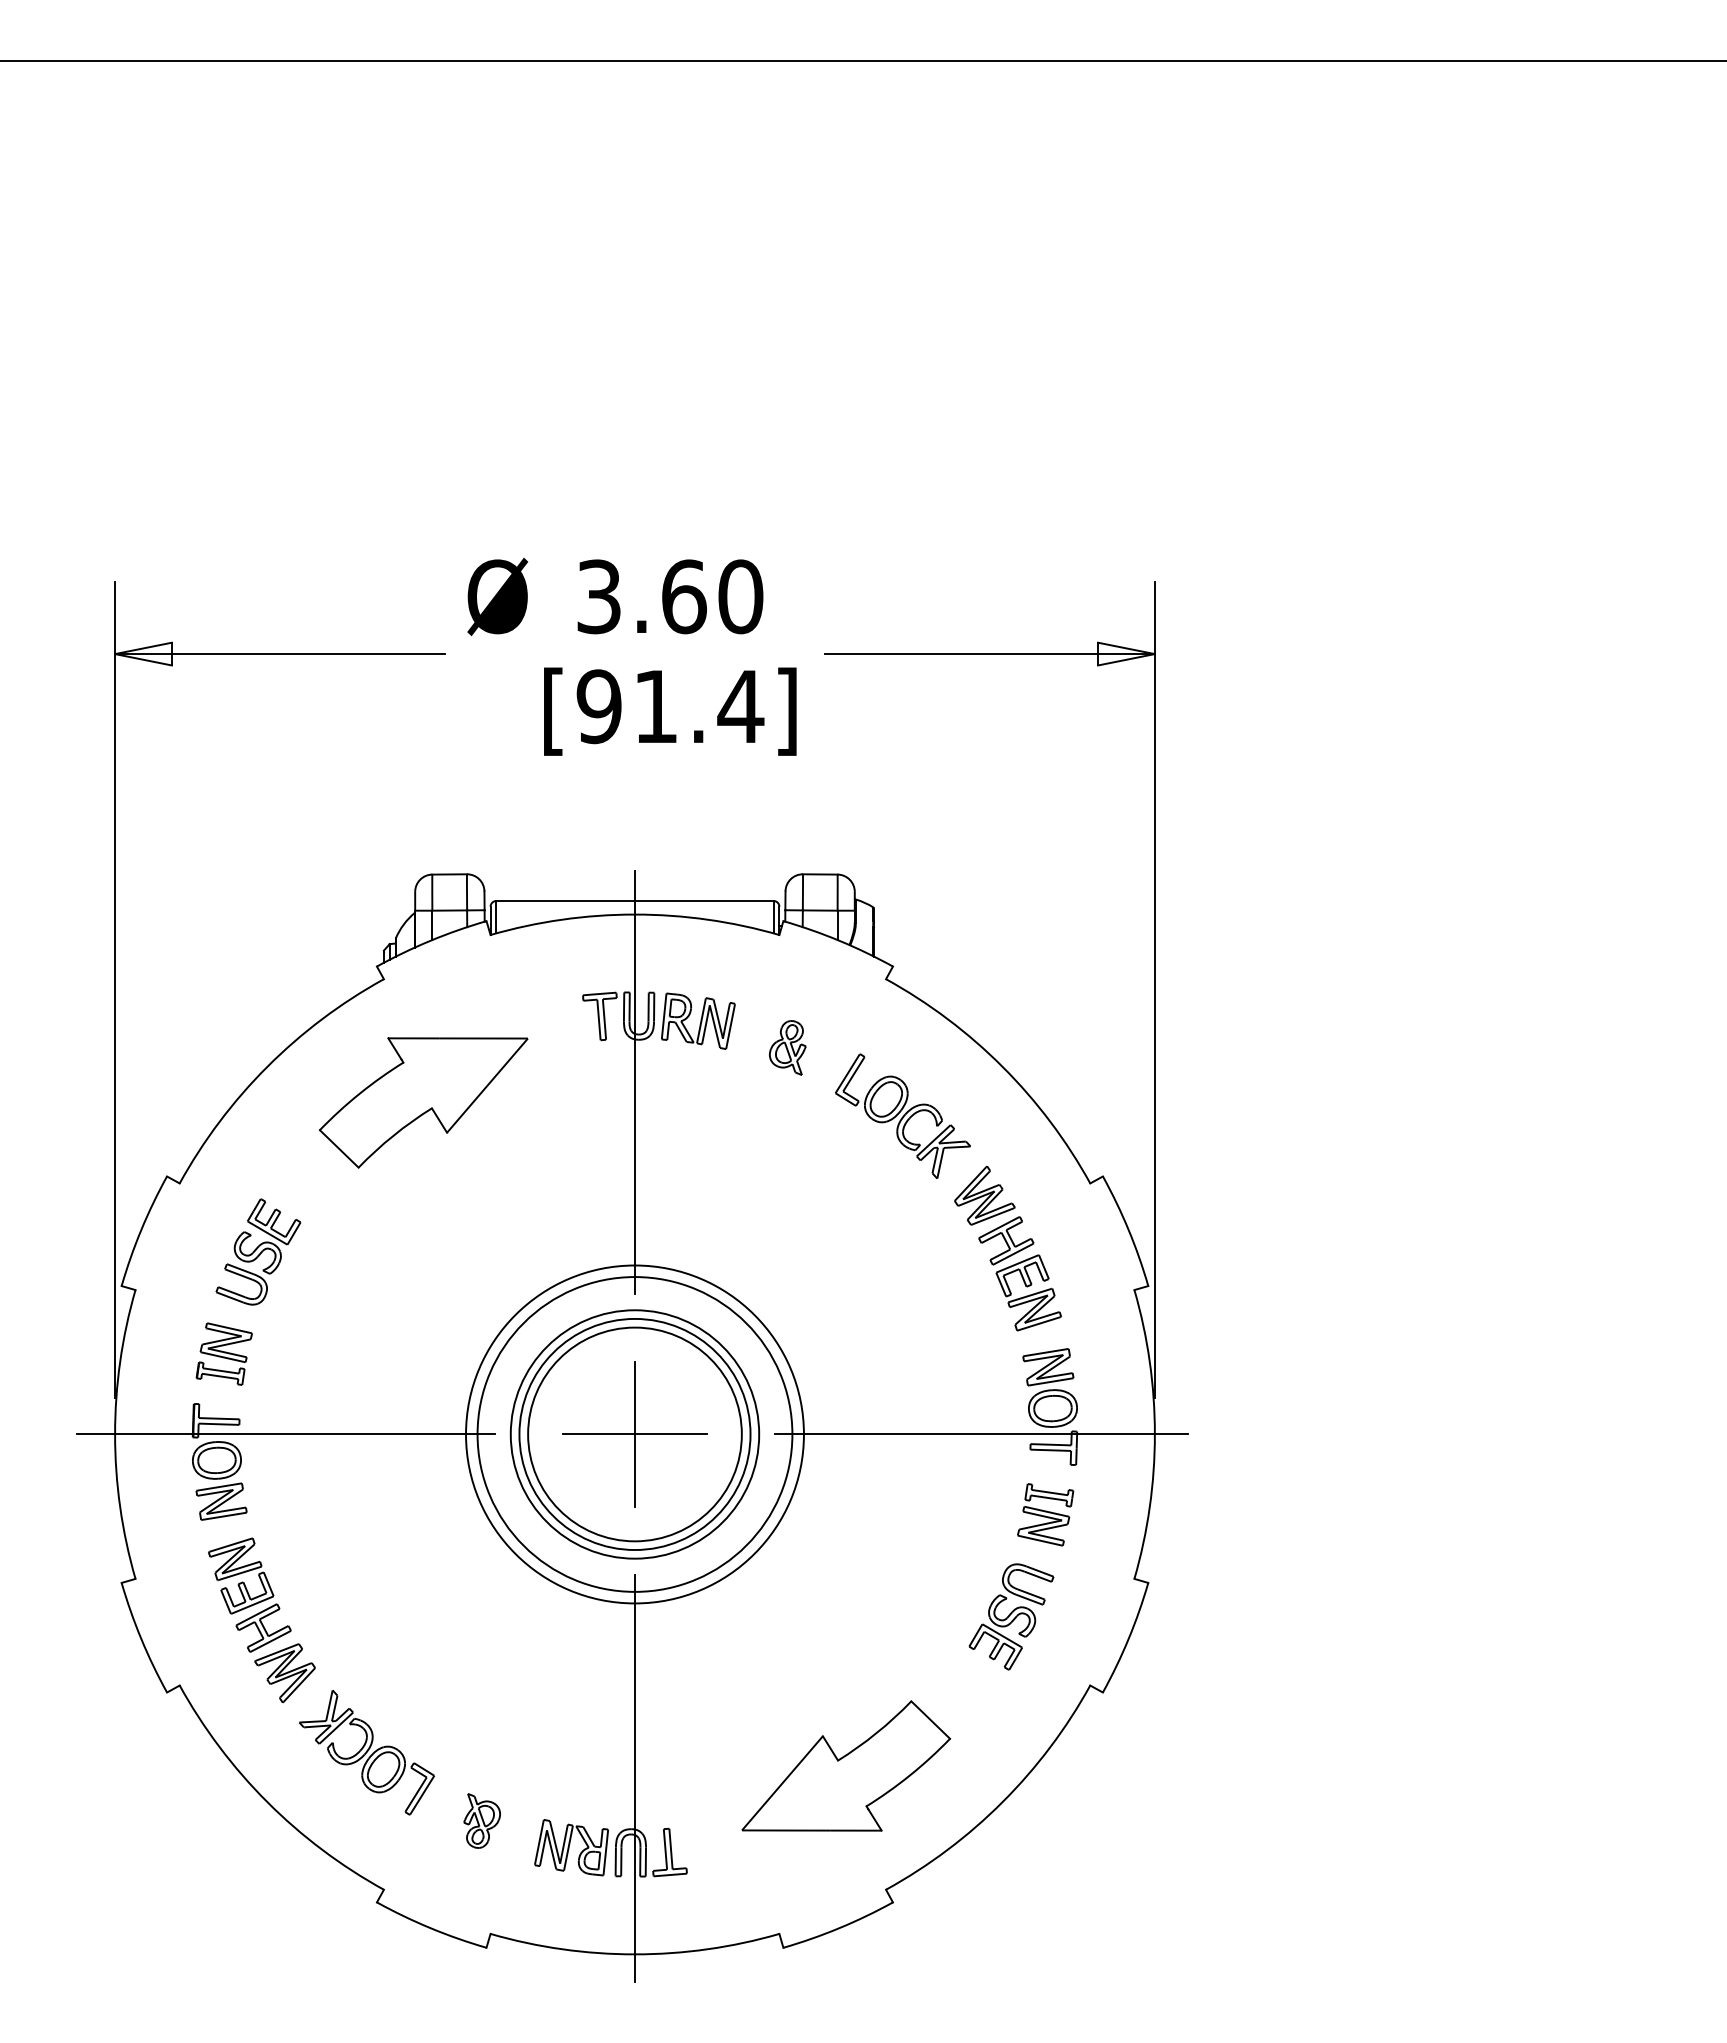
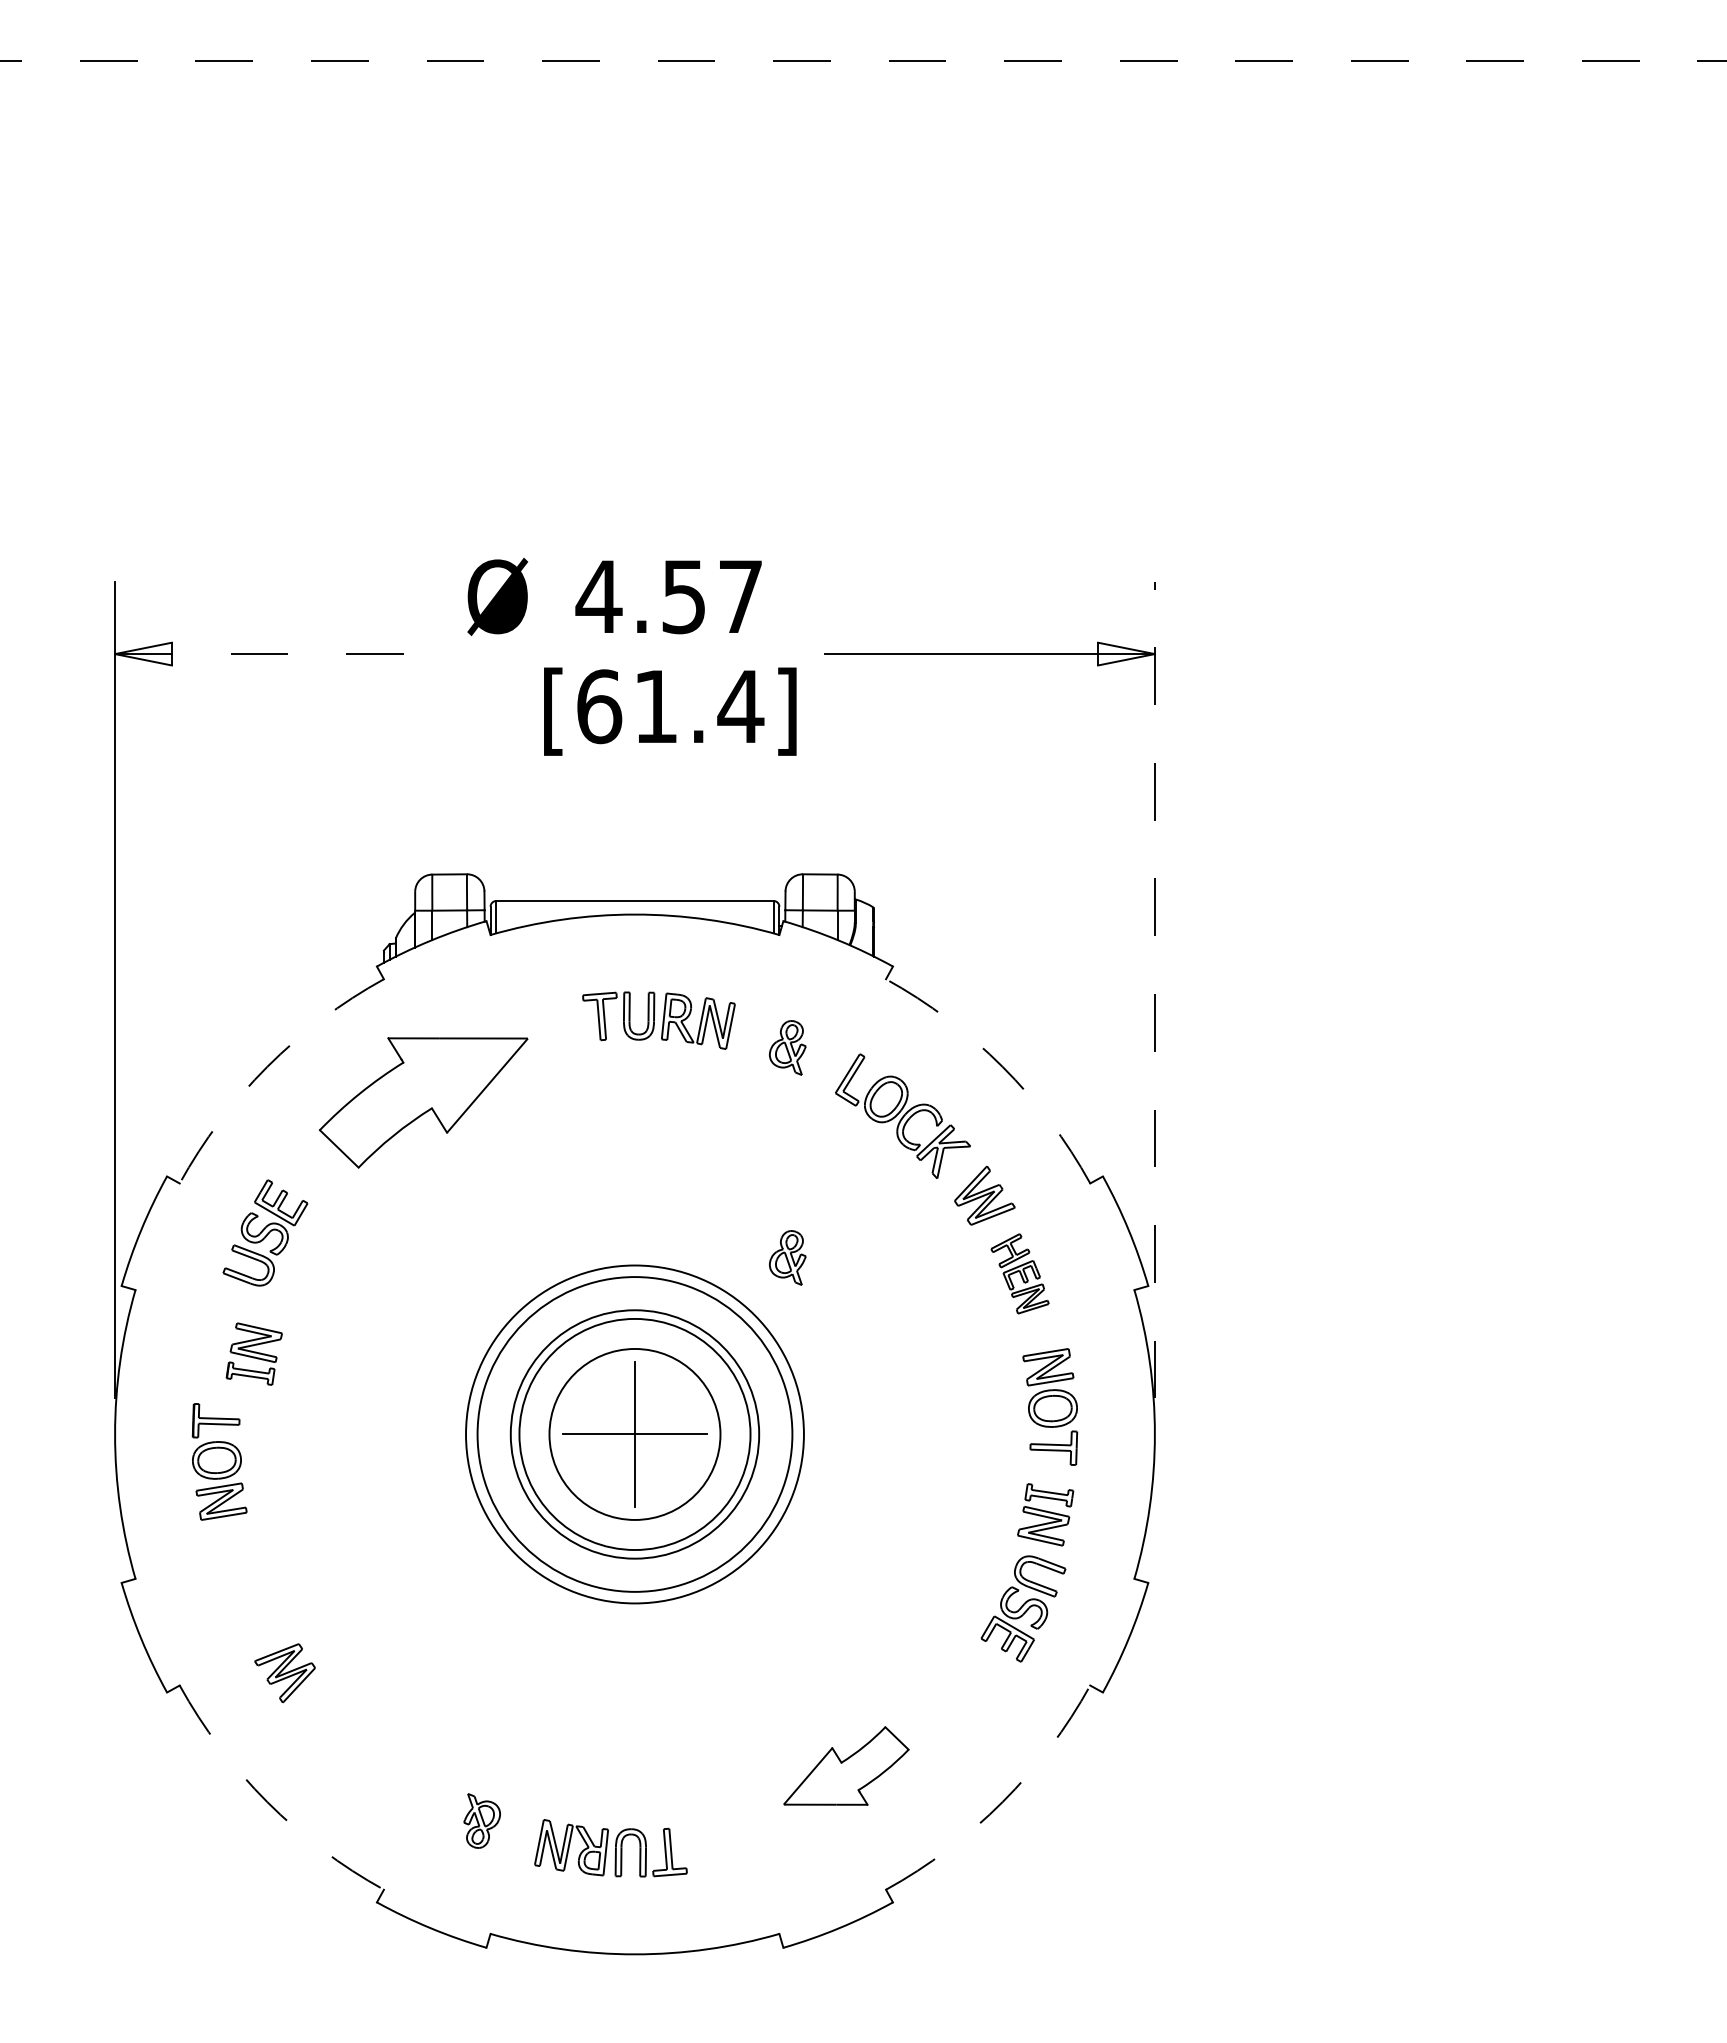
line: solid -> dashed (864, 61)
text: 3.60 -> 4.57 (669, 596)
line: solid -> dashed (280, 654)
text: [91.4] -> [61.4] (599, 706)
line: solid -> dashed (1154, 989)
arc: solid -> dashed (267, 1066)
arc: solid -> dashed (1002, 1066)
line: present -> none (634, 1082)
part position: (258, 1251) -> (265, 1232) (265, 1232)
part: none -> present (787, 1257)
part size: 84x116 px -> 60x82 px (1019, 1273)
part position: (223, 1353) -> (253, 1353) (253, 1353)
line: present -> none (285, 1434)
circle diameter: 214 px -> 171 px (634, 1433)
line: present -> none (981, 1434)
part: present -> none (249, 1594)
part position: (1011, 1616) -> (1023, 1608) (1023, 1608)
part: present -> none (366, 1752)
part size: 211x132 px -> 127x80 px (846, 1765)
line: present -> none (634, 1777)
arc: solid -> dashed (267, 1802)
arc: solid -> dashed (1002, 1802)
